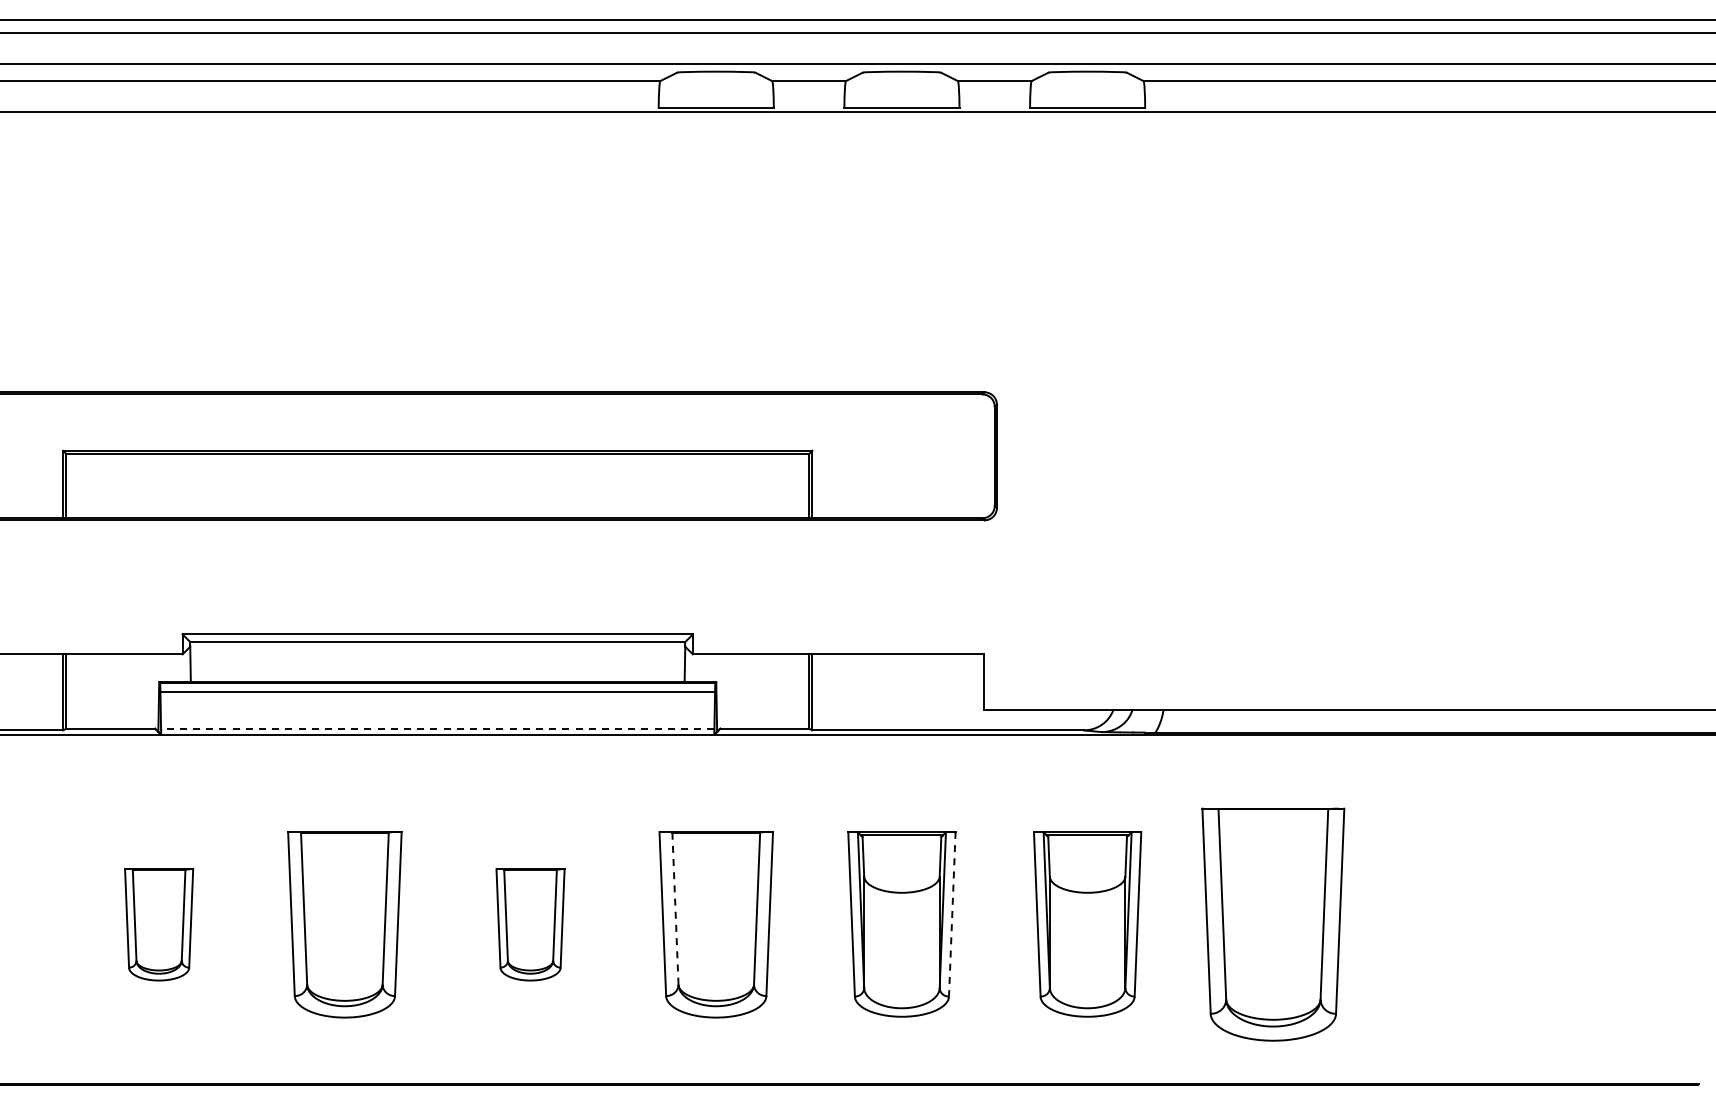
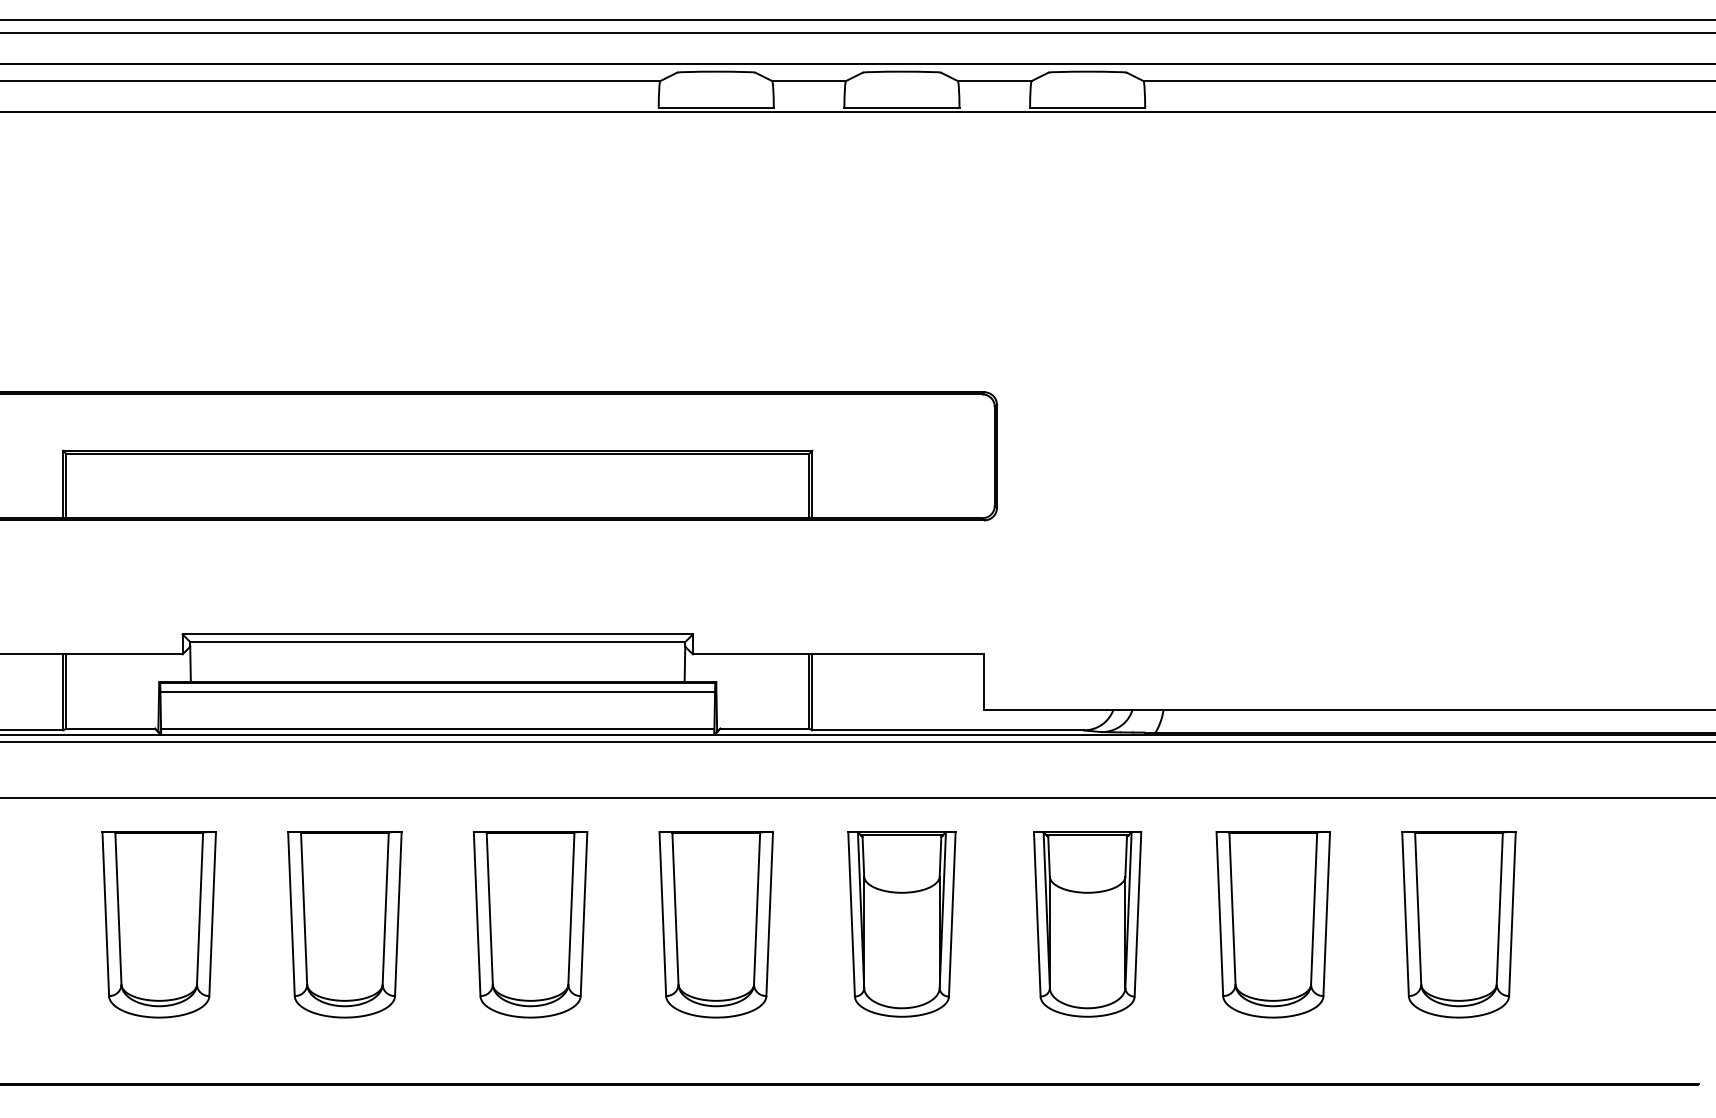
line: dashed -> solid (437, 729)
line: none -> present (857, 741)
line: none -> present (857, 798)
line: dashed -> solid (675, 908)
line: dashed -> solid (952, 914)
part size: 71x114 px -> 116x188 px (158, 924)
part size: 71x114 px -> 117x188 px (530, 924)
part size: 145x235 px -> 116x188 px (1272, 924)
part: none -> present (1458, 924)
